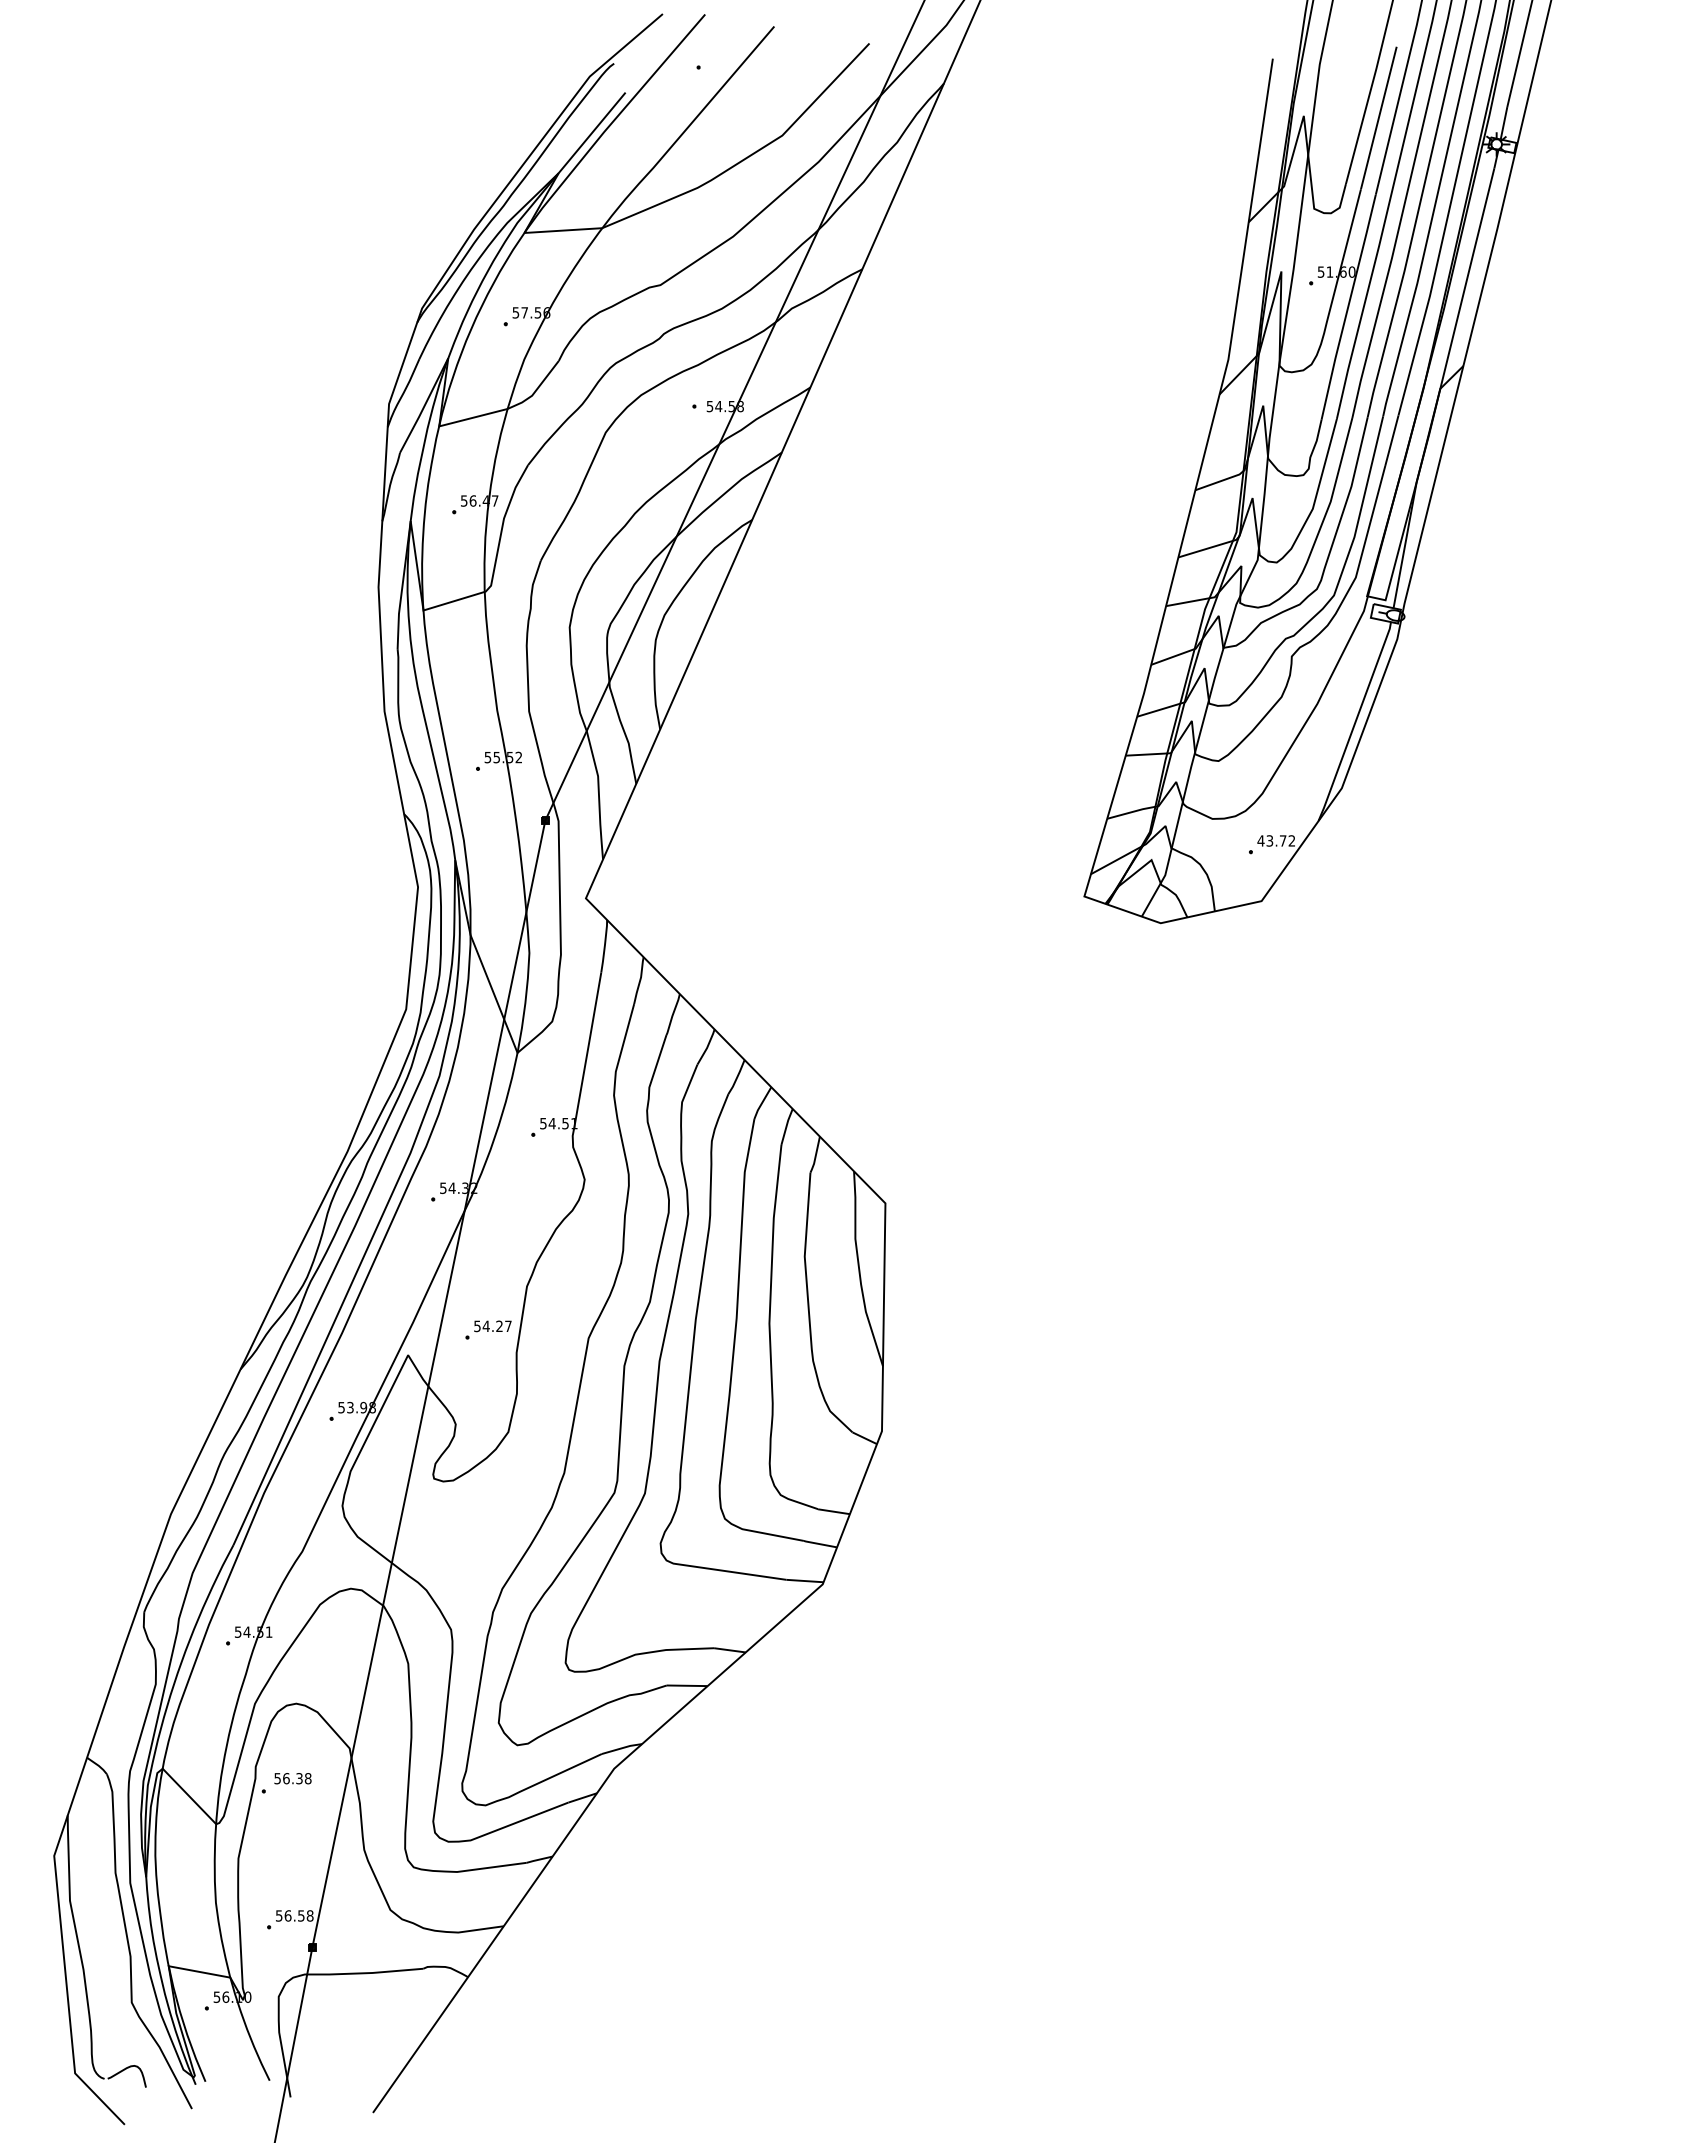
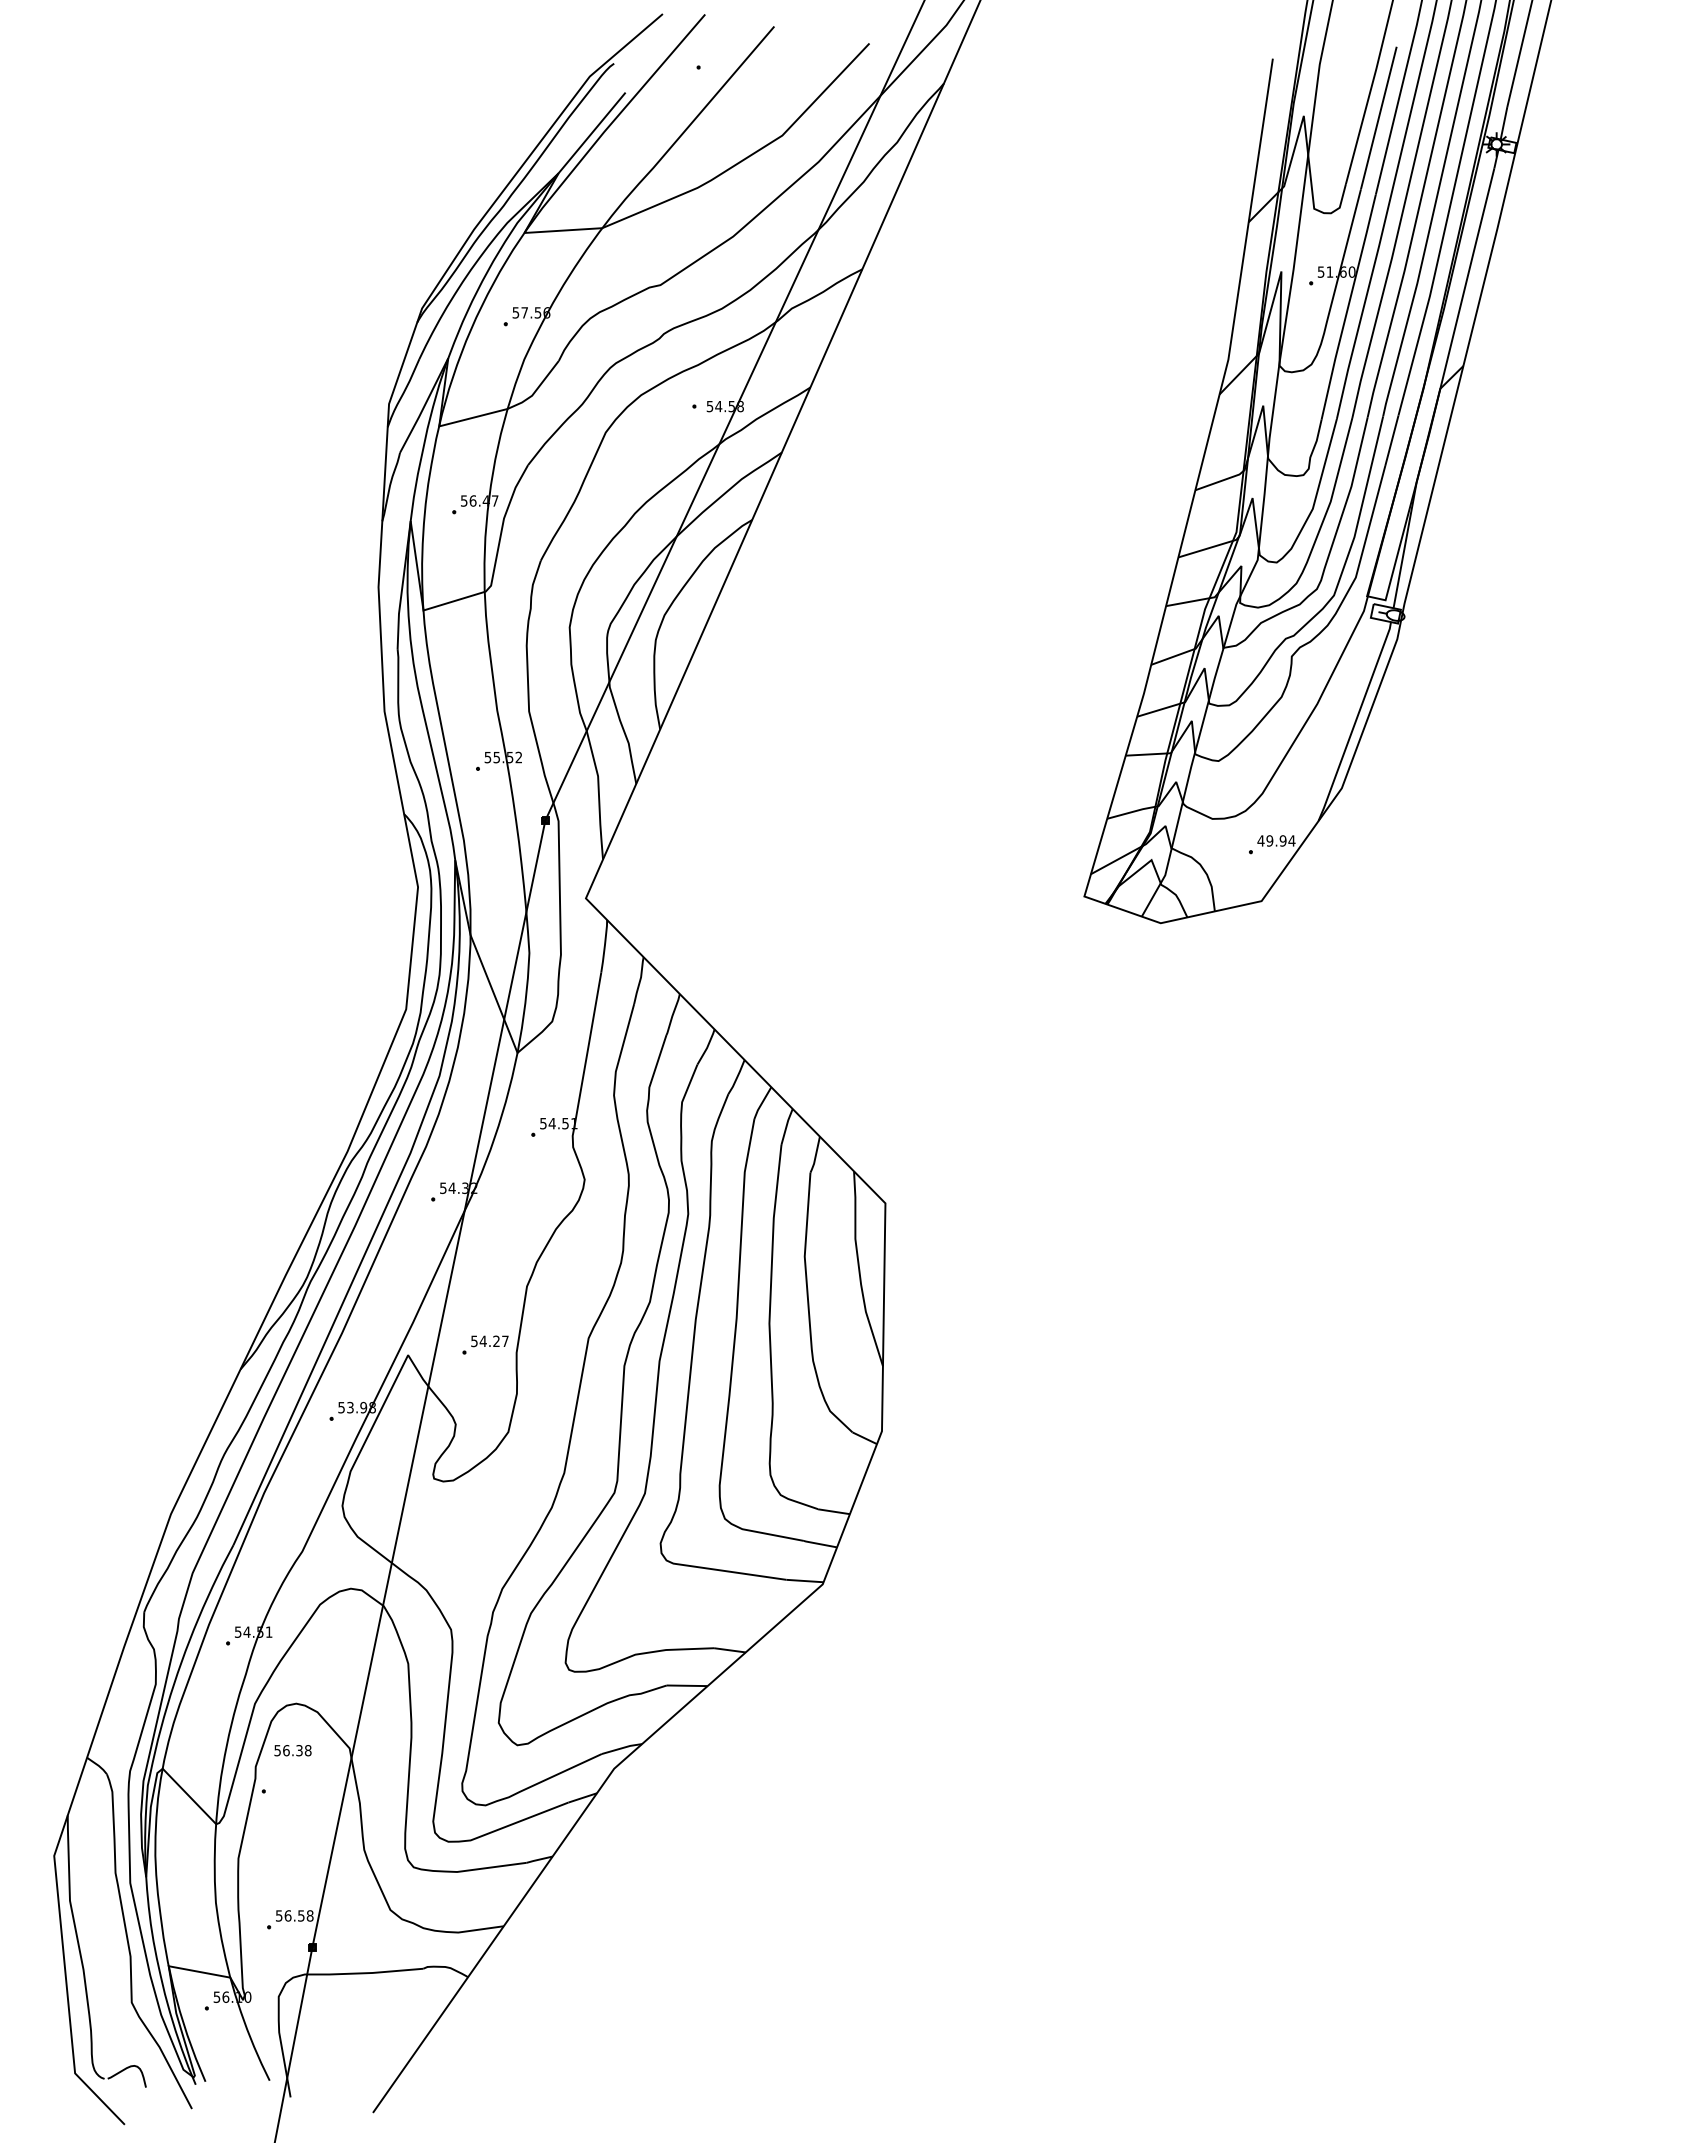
text: 43.72 -> 49.94 (1280, 840)
part position: (488, 1329) -> (485, 1344) (485, 1344)
text position: (292, 1778) -> (292, 1750) (292, 1750)
